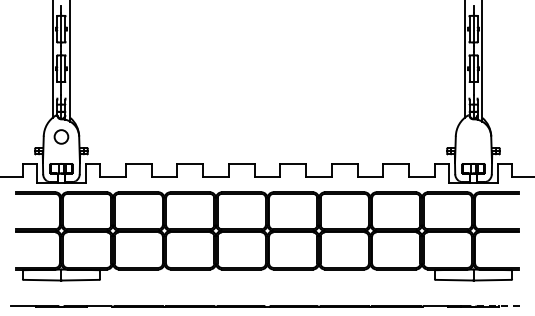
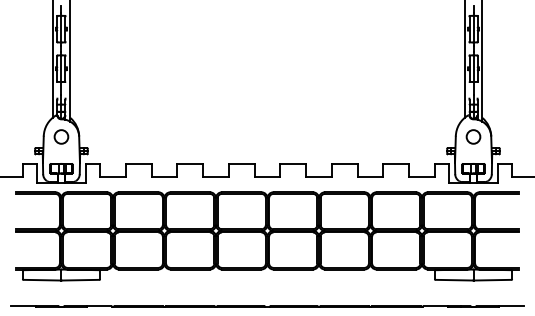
circle: none -> present (473, 136)
line: dashed -> solid (500, 305)
